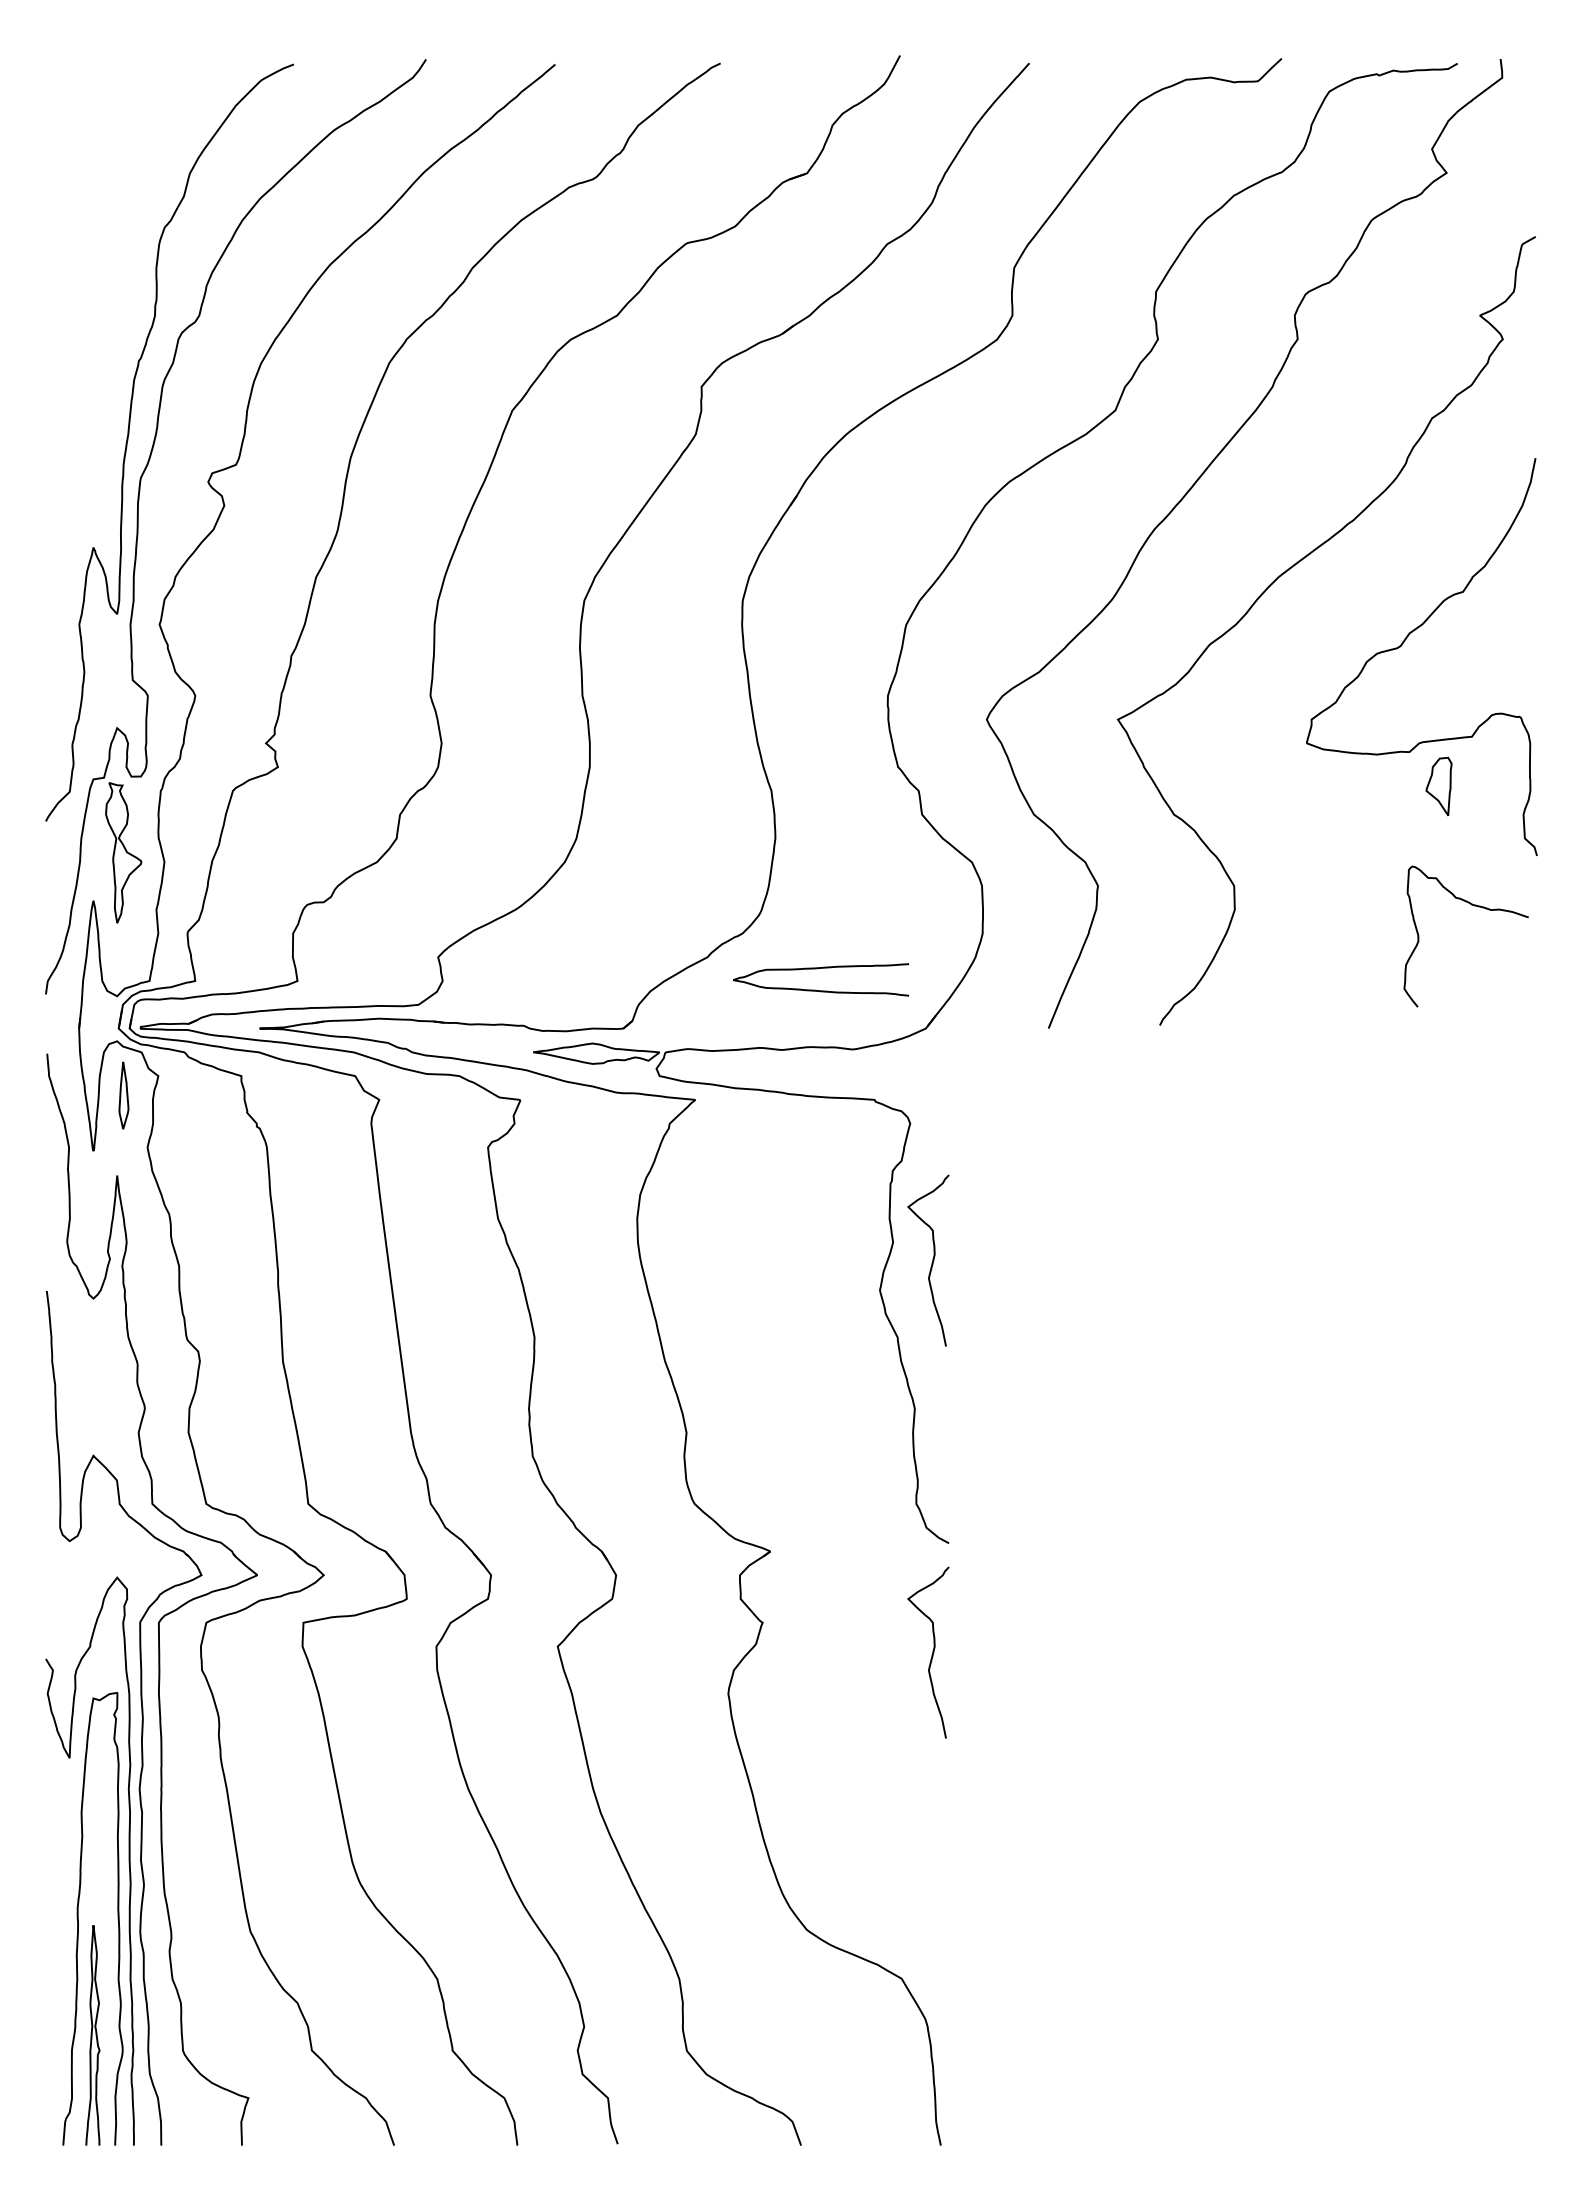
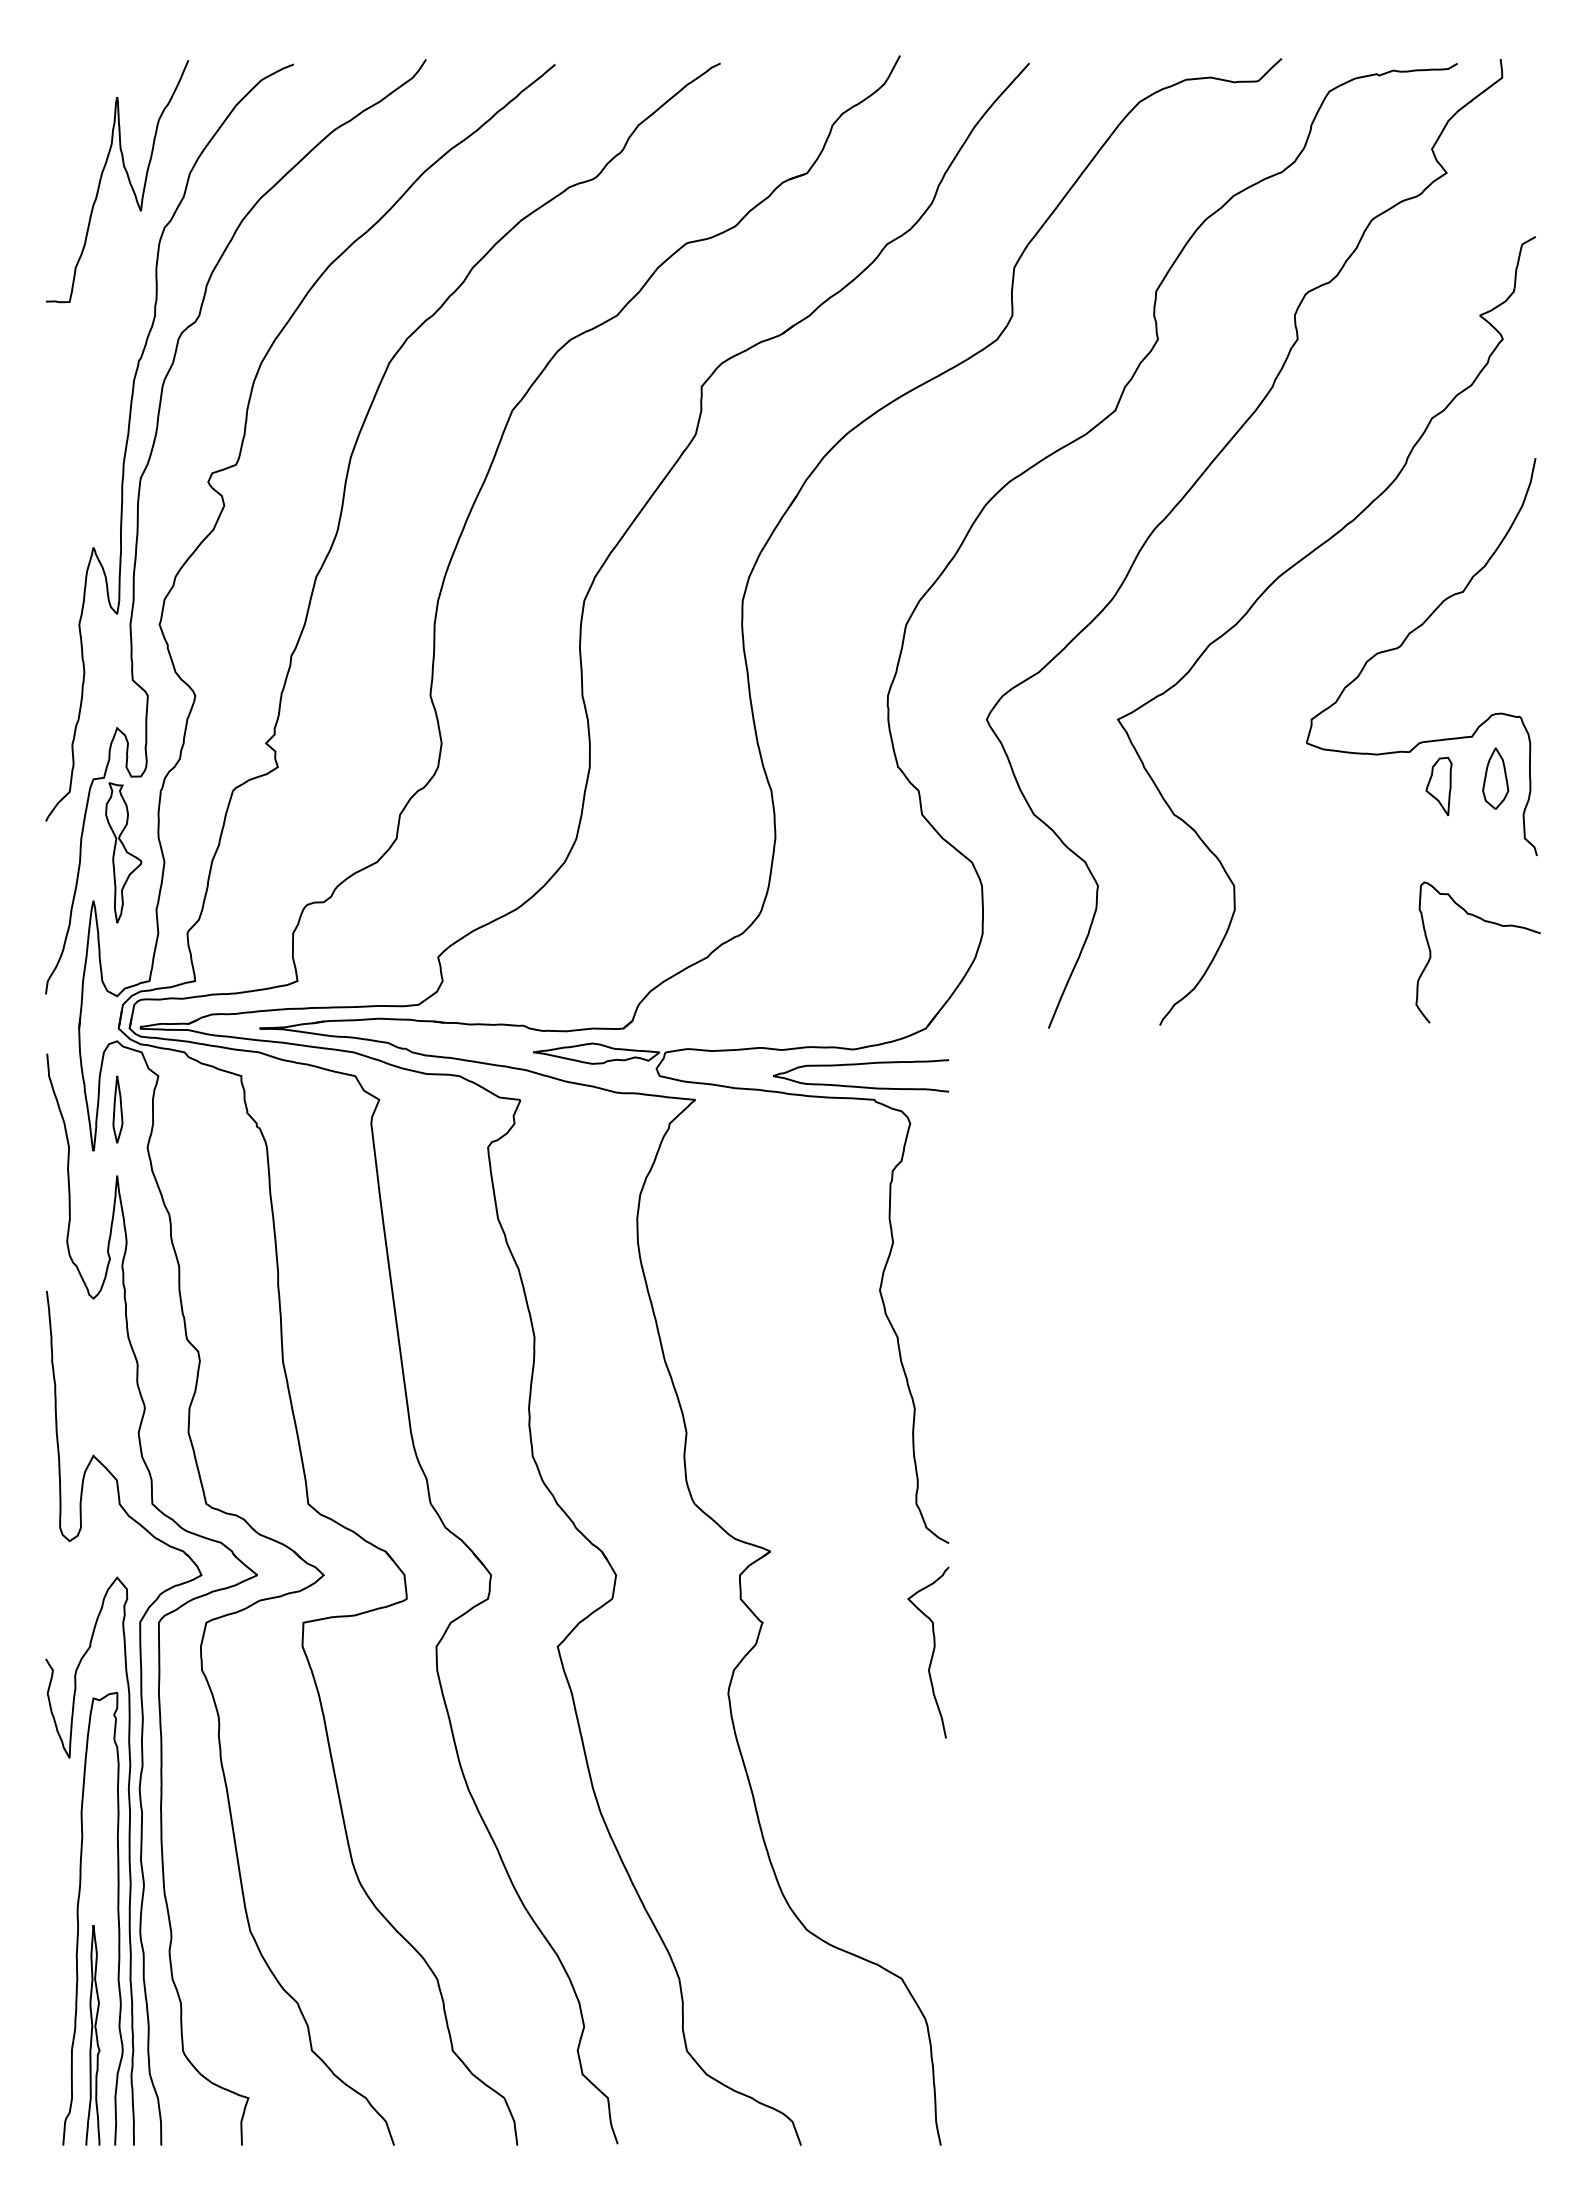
curve: none -> present (127, 178)
part: none -> present (1495, 778)
curve position: (1474, 906) -> (1486, 922) (1486, 922)
curve position: (817, 969) -> (857, 1065) (857, 1065)
part position: (123, 1095) -> (117, 1109) (117, 1109)
curve: present -> none (931, 1262)
